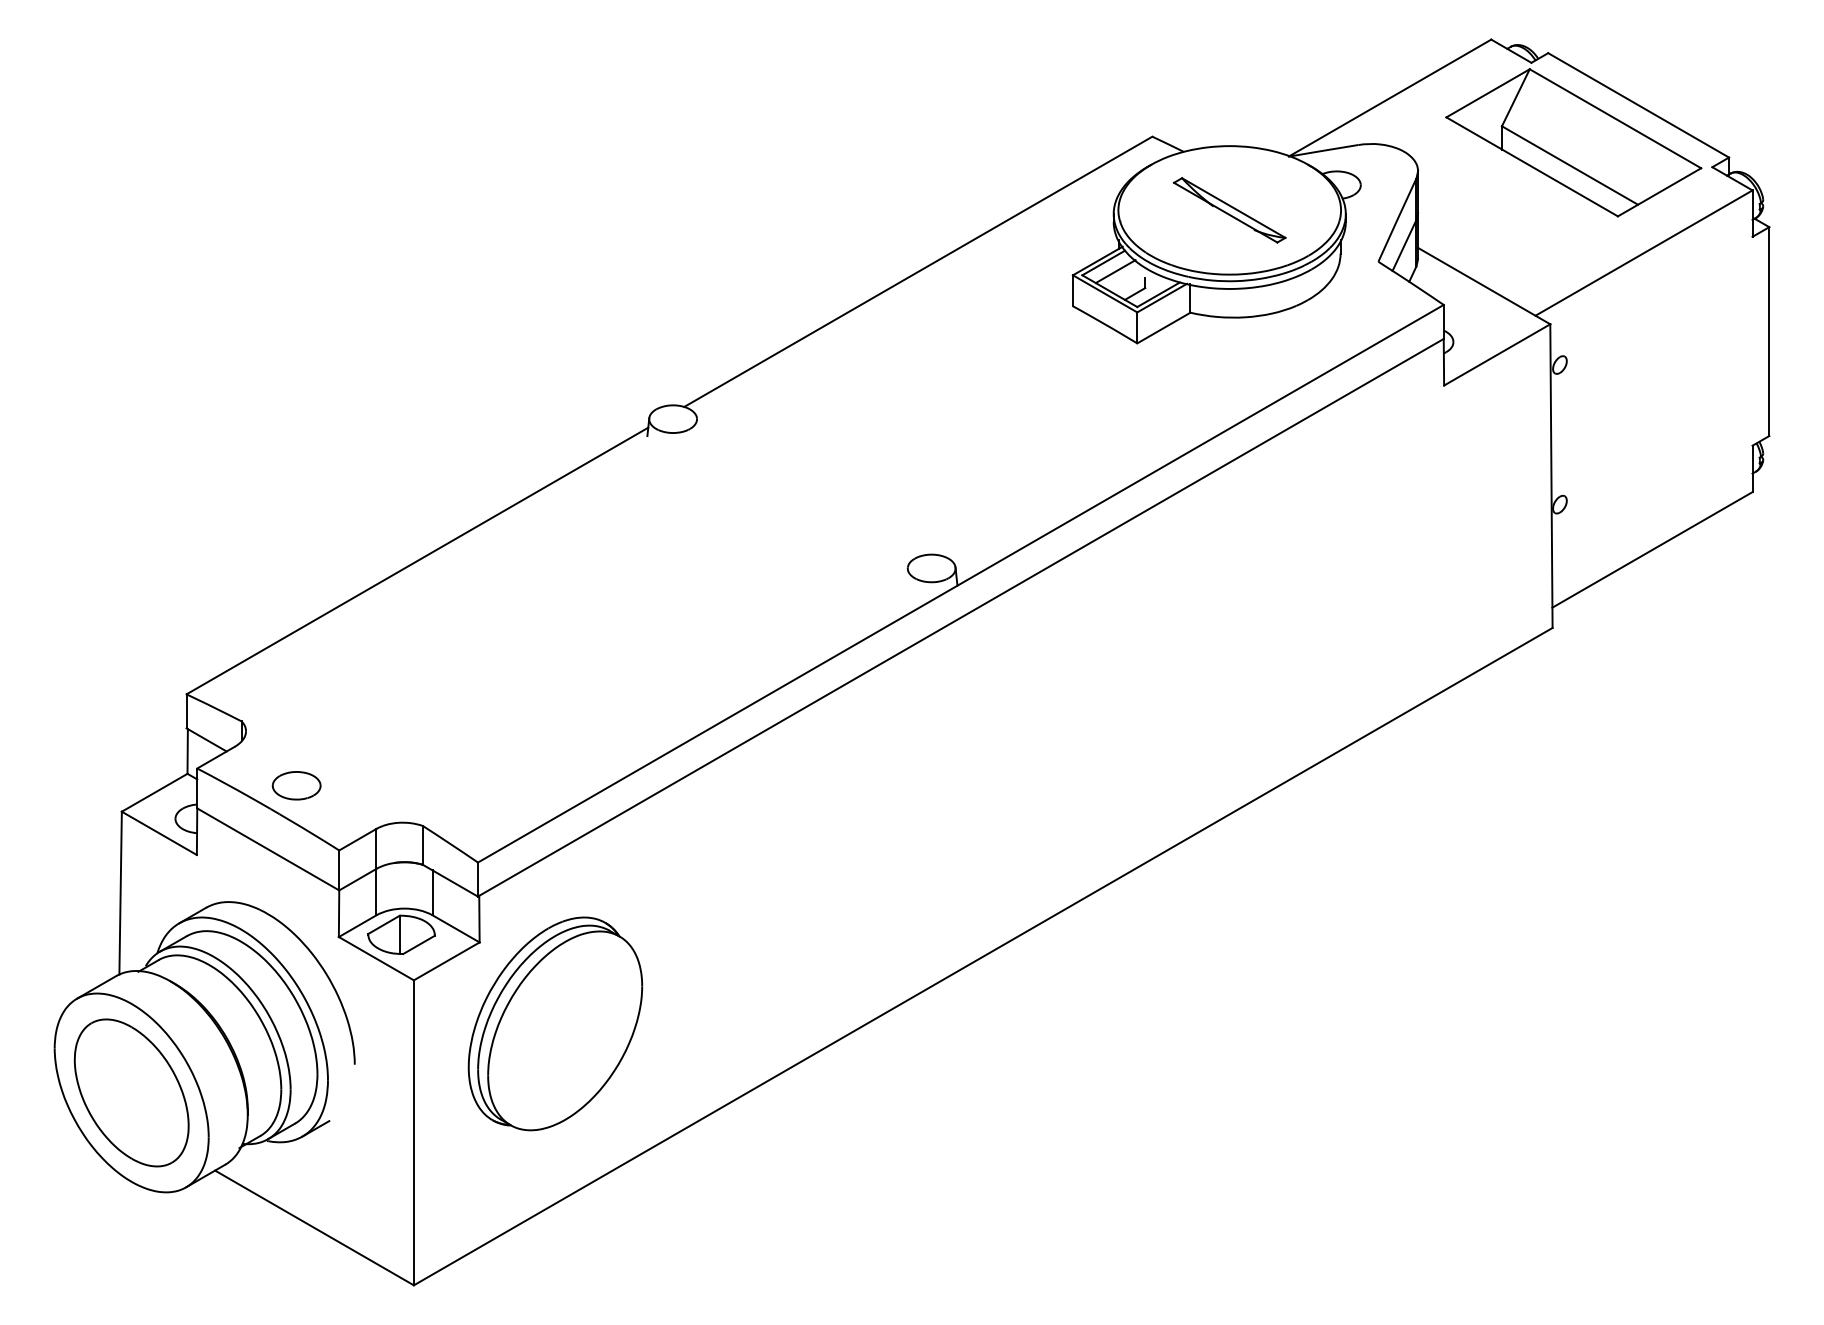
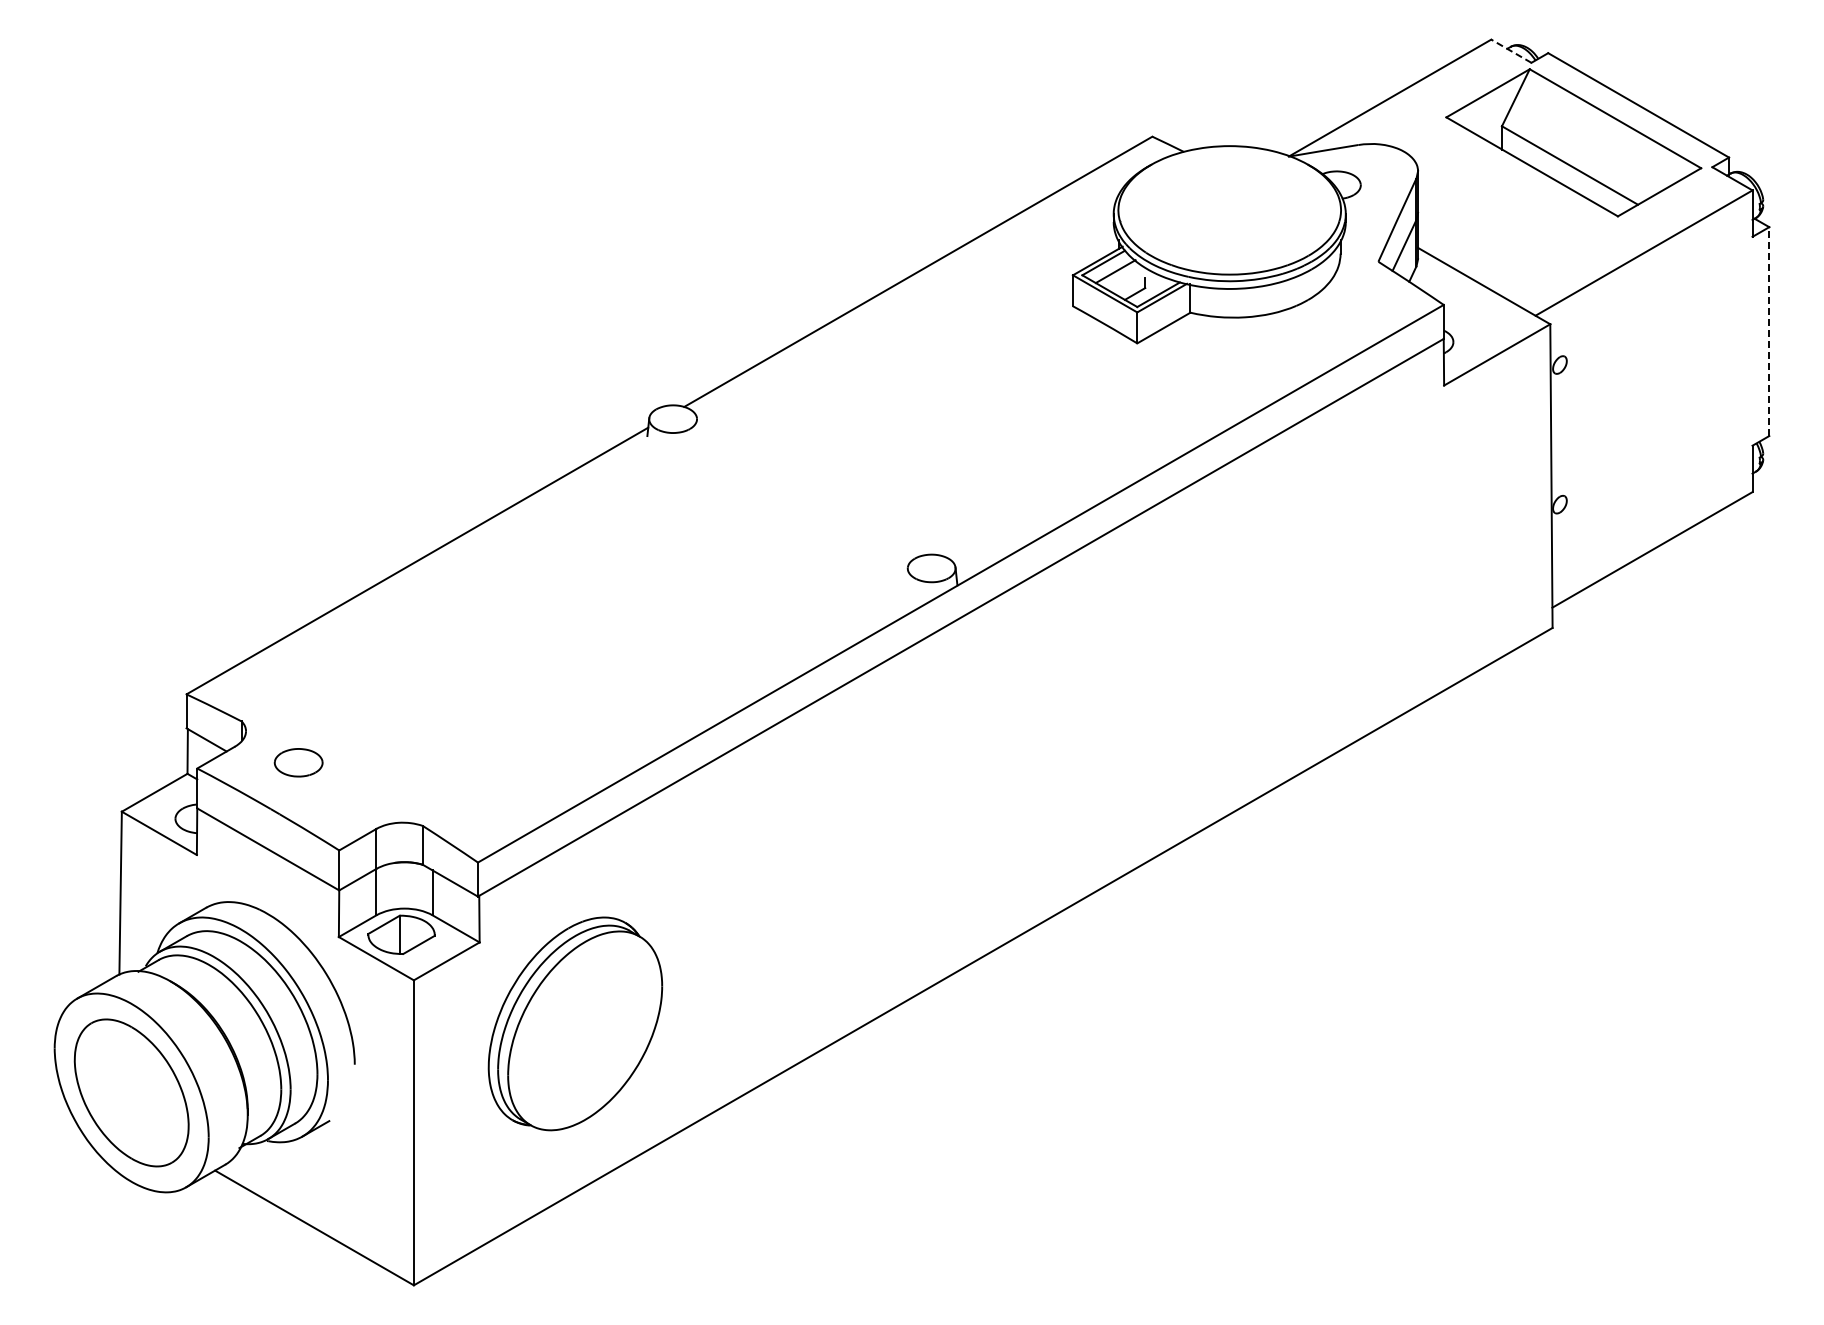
line: solid -> dashed (1510, 50)
part: present -> none (1229, 210)
line: solid -> dashed (1769, 331)
part position: (296, 785) -> (298, 762) (298, 762)
part position: (555, 1023) -> (575, 1023) (575, 1023)
